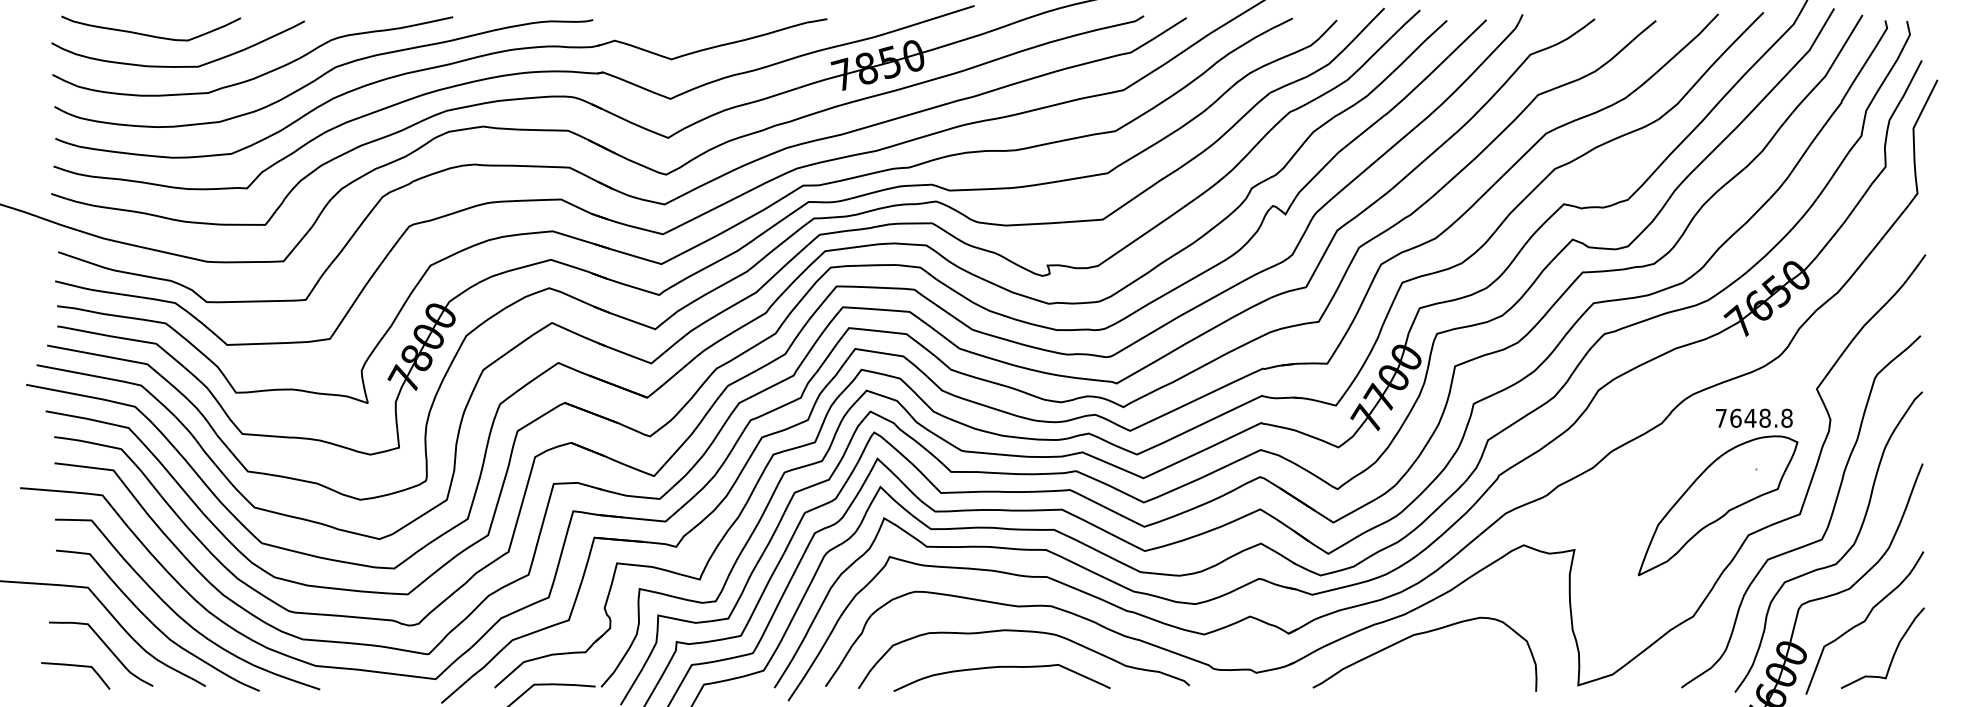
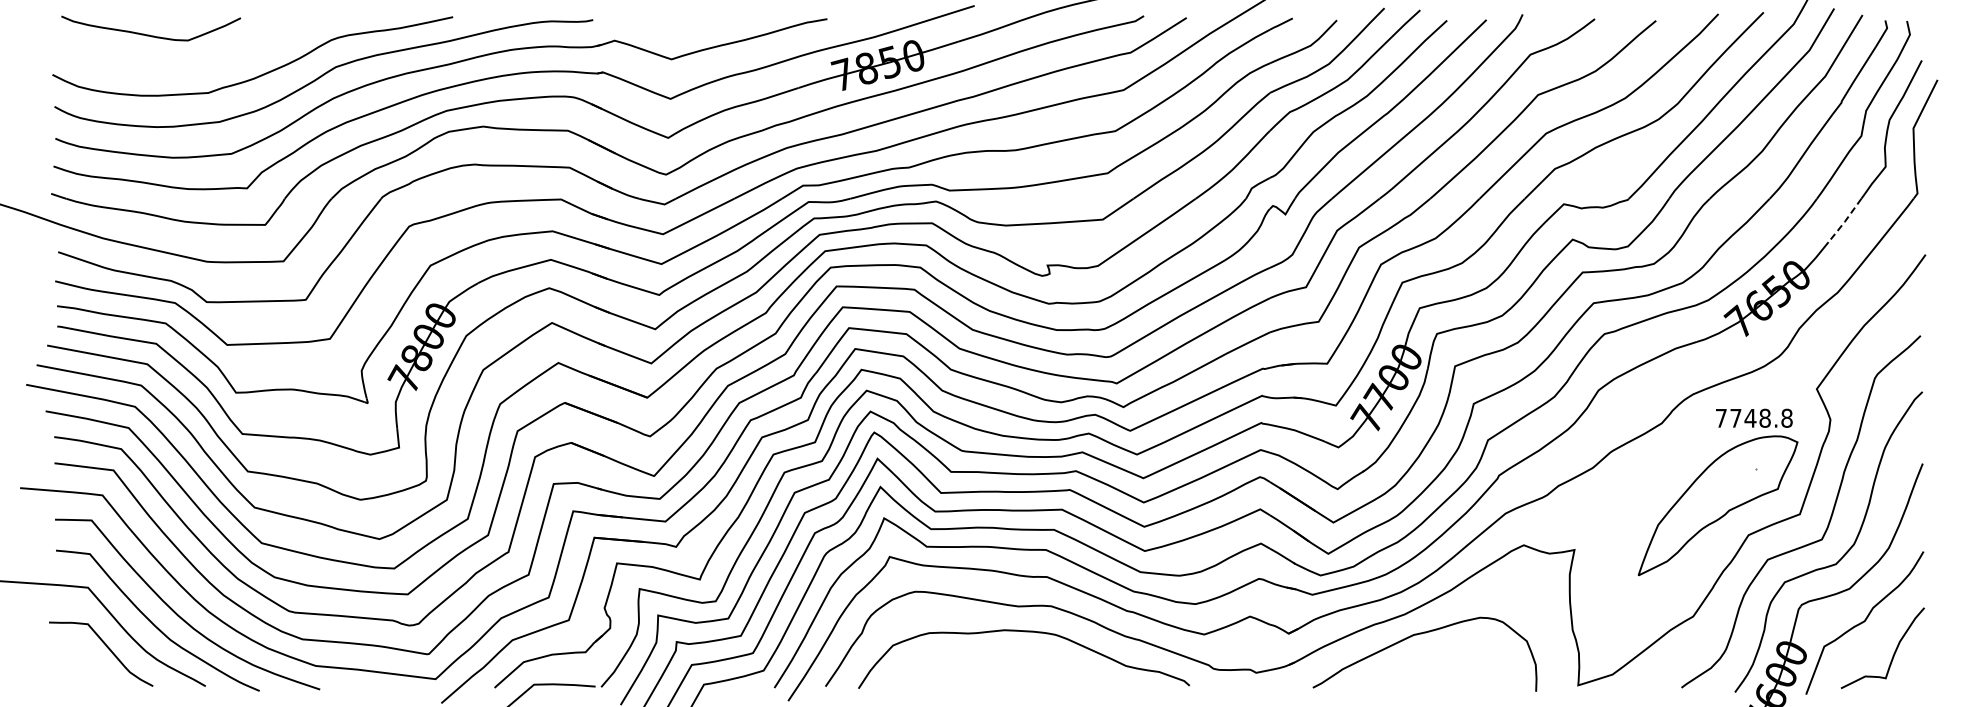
curve: present -> none (177, 66)
line: solid -> dashed (1844, 221)
text: 7648.8 -> 7748.8 (1735, 417)
curve: present -> none (75, 666)
curve: present -> none (1001, 667)
